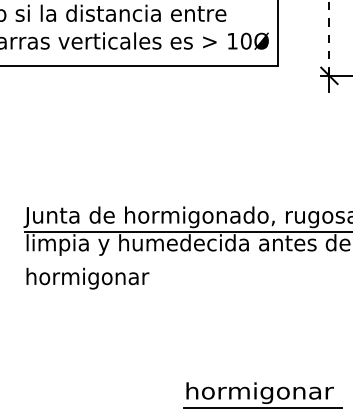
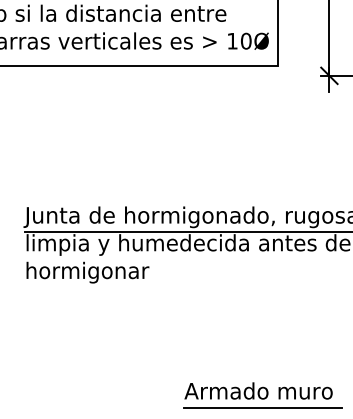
line: dashed -> solid (329, 37)
text position: (87, 278) -> (87, 272) (87, 272)
text: hormigonar -> Armado muro (258, 392)
